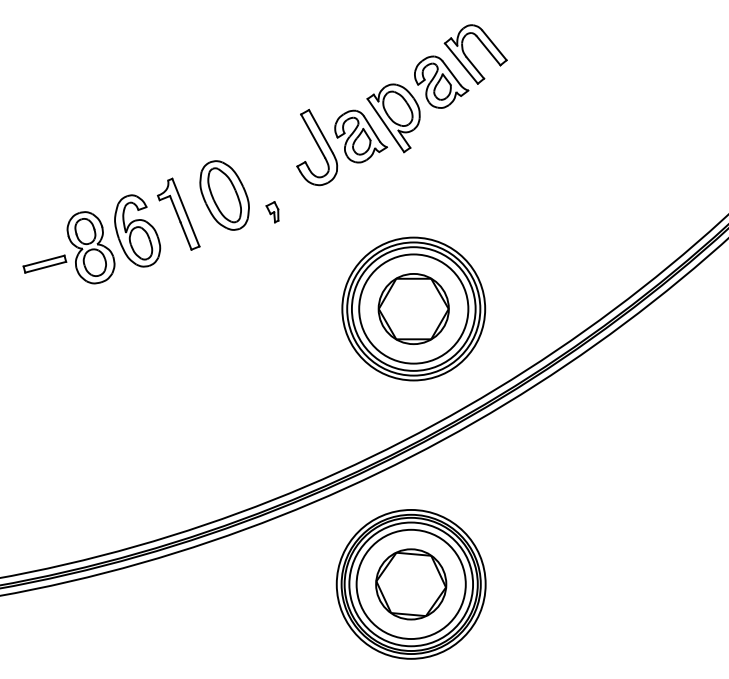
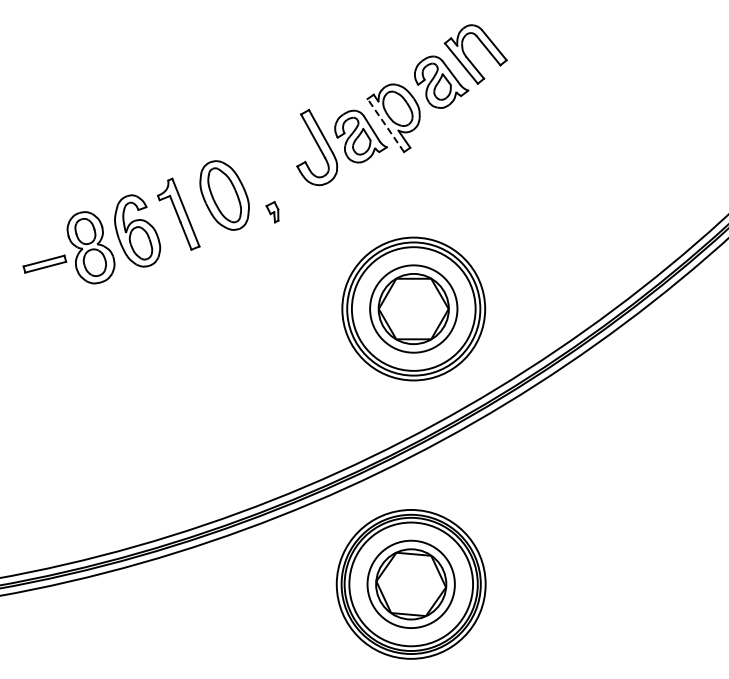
line: solid -> dashed (385, 125)
circle diameter: 109 px -> 87 px (413, 308)
circle diameter: 109 px -> 87 px (410, 584)
